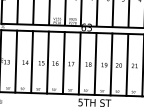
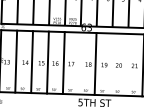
line: present -> none (79, 63)
line: present -> none (111, 64)
line: present -> none (127, 64)
